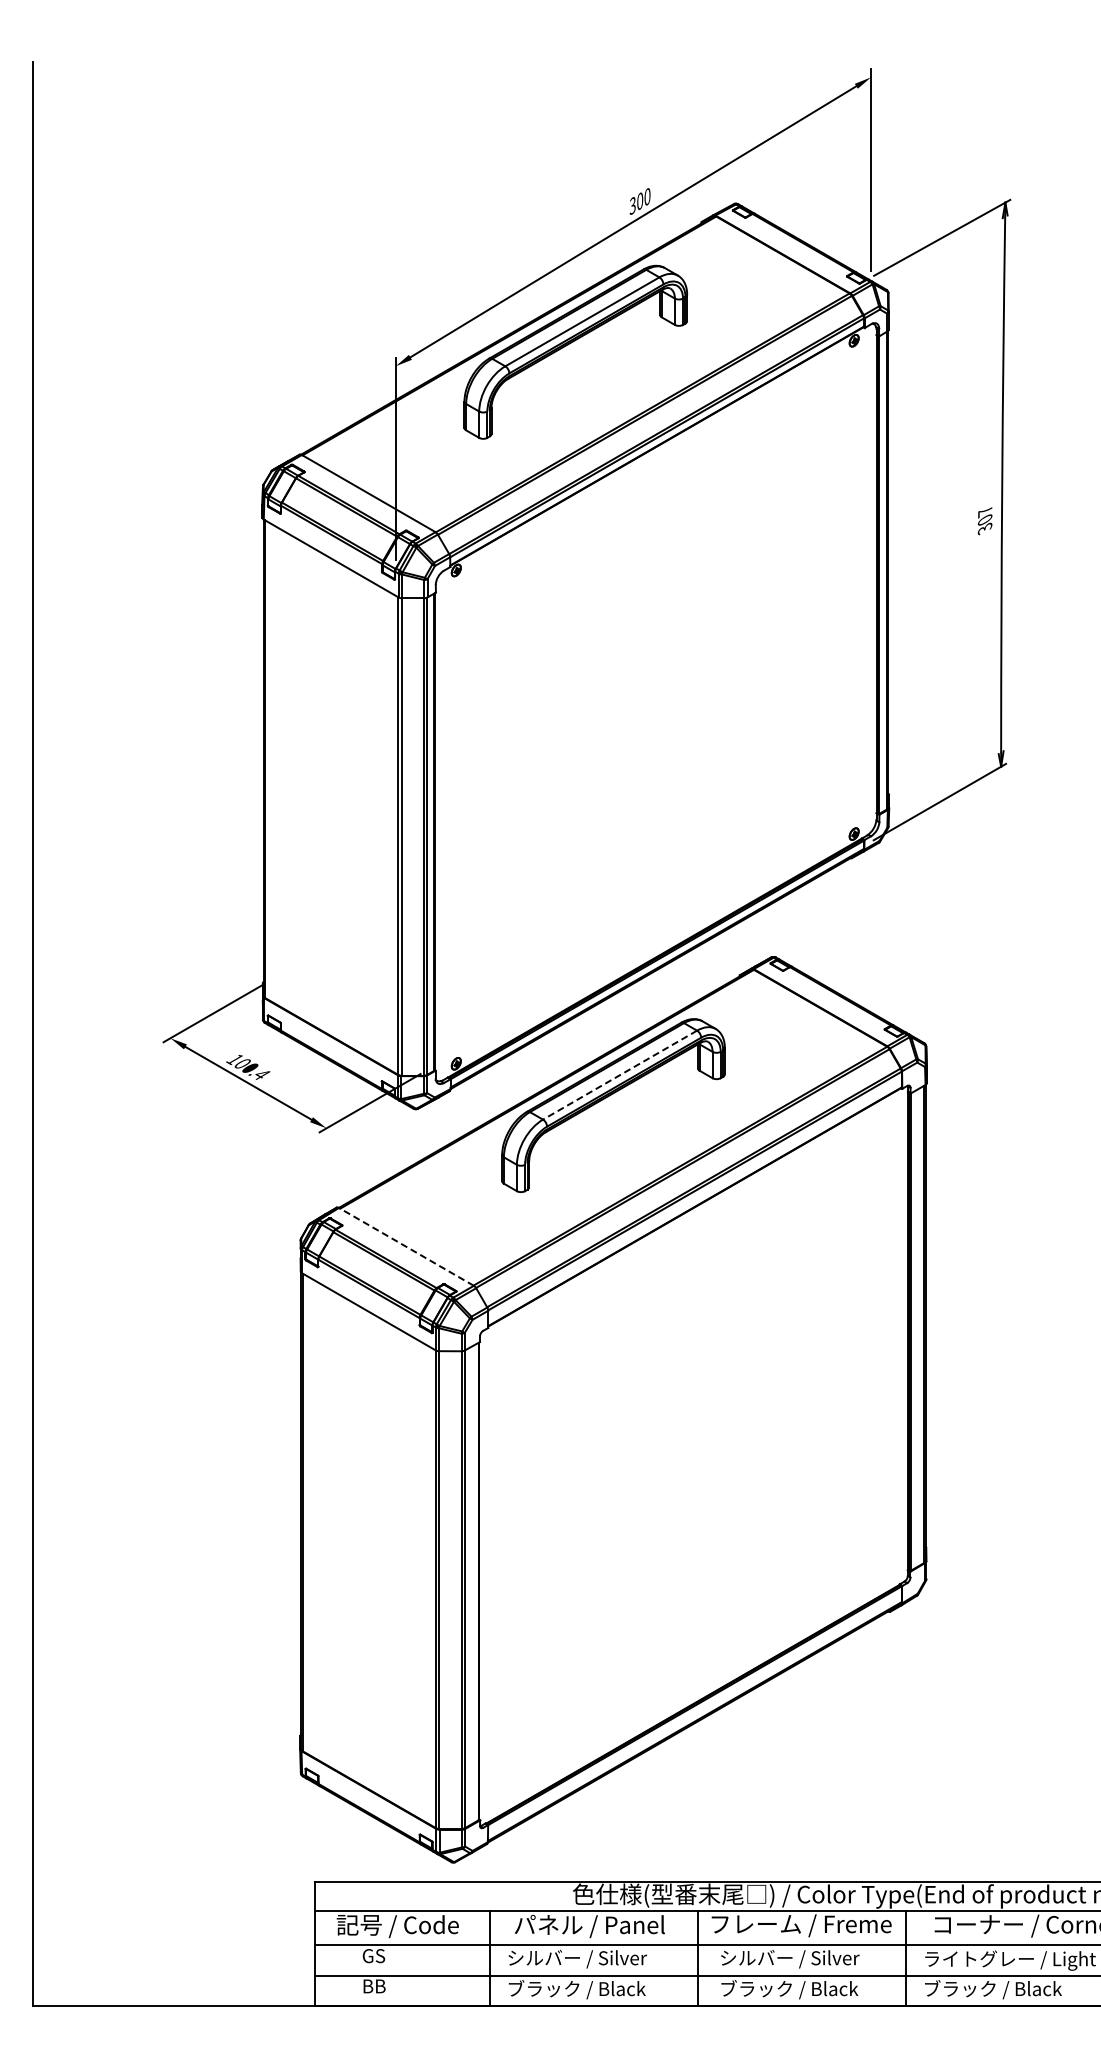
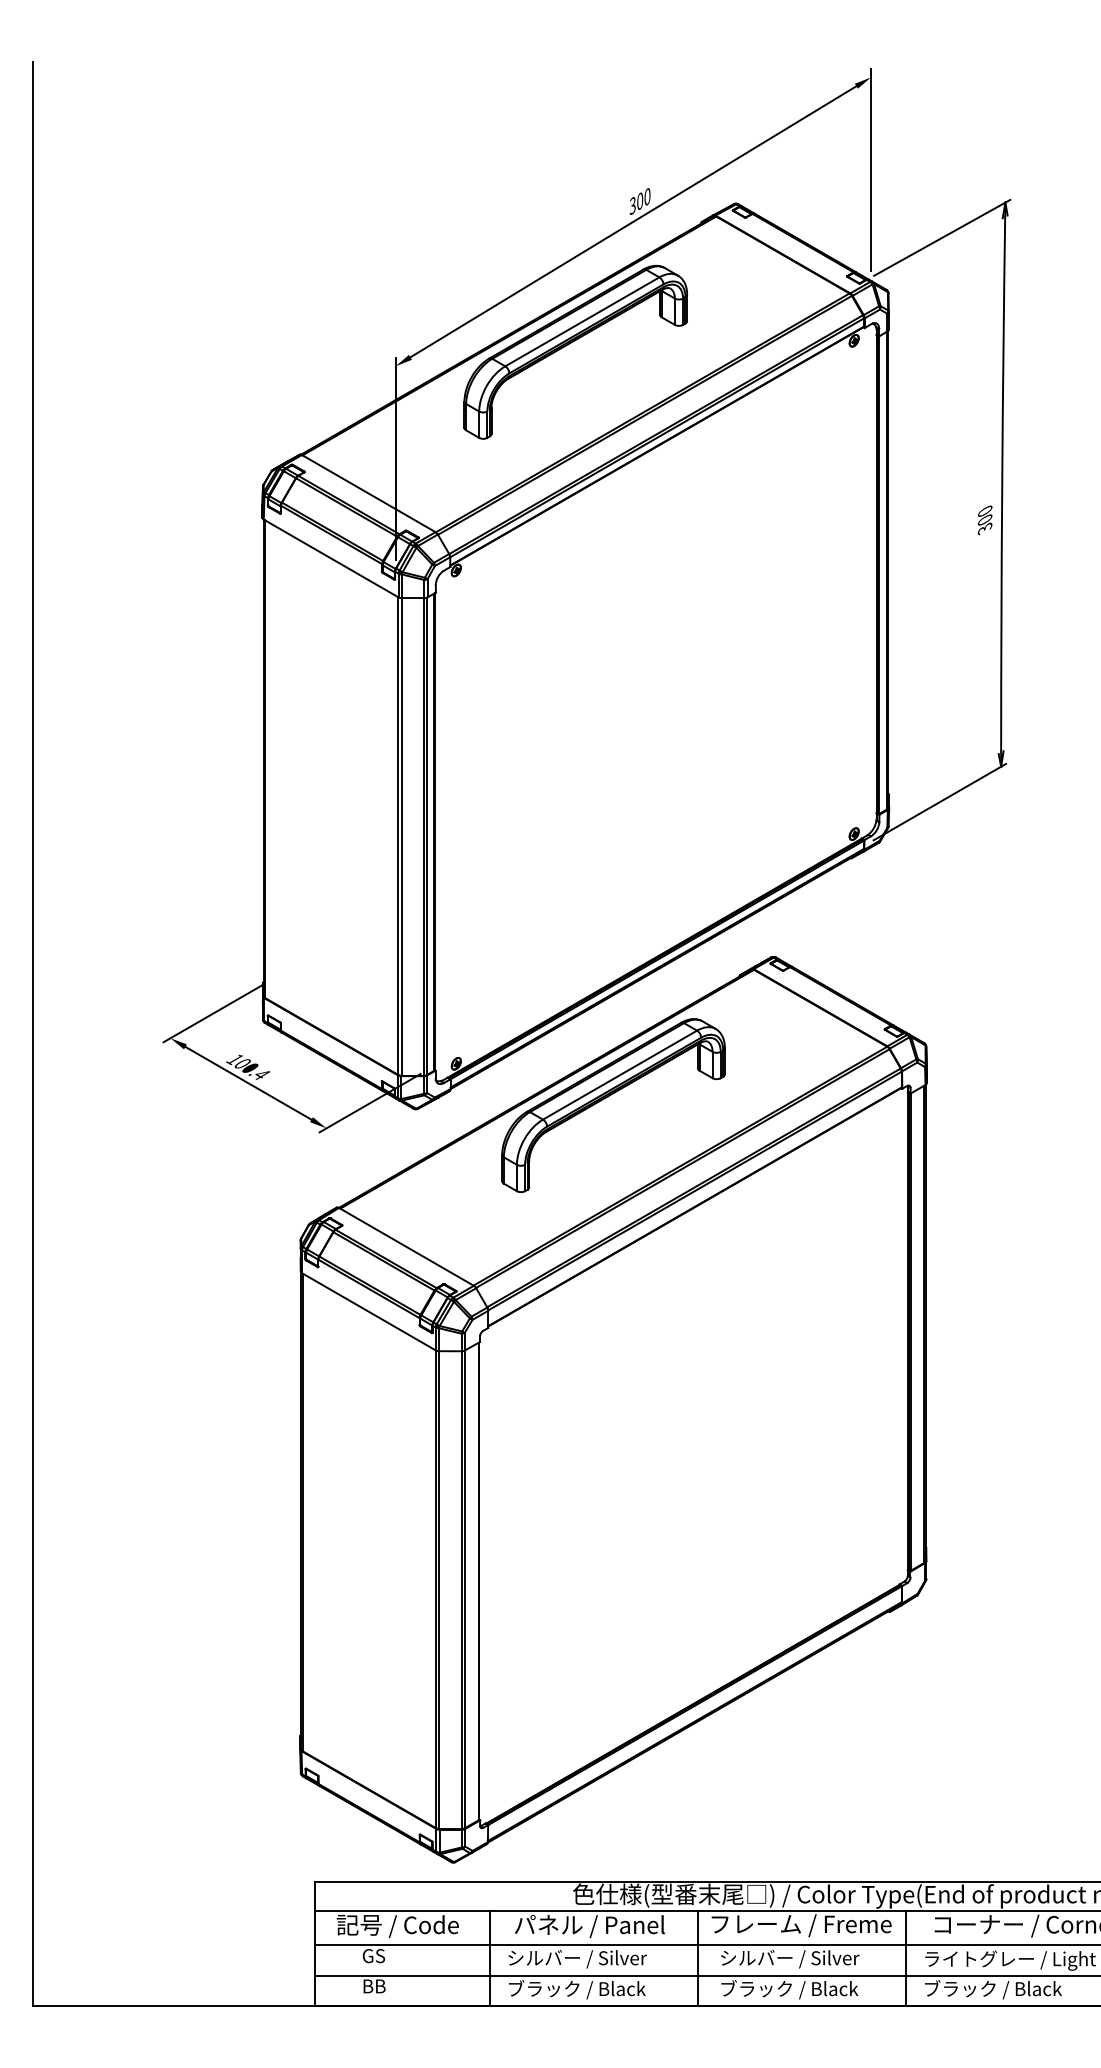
text: 307 -> 300 (985, 511)
line: dashed -> solid (620, 1075)
line: dashed -> solid (406, 1246)
